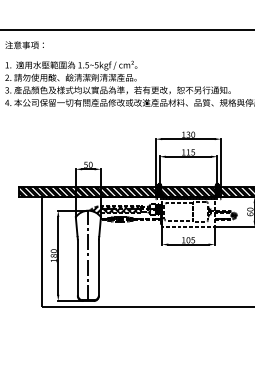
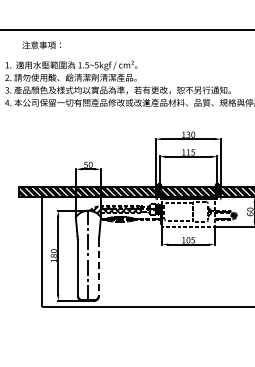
text position: (24, 45) -> (41, 45) (41, 45)
line: solid -> dashed (98, 268)
